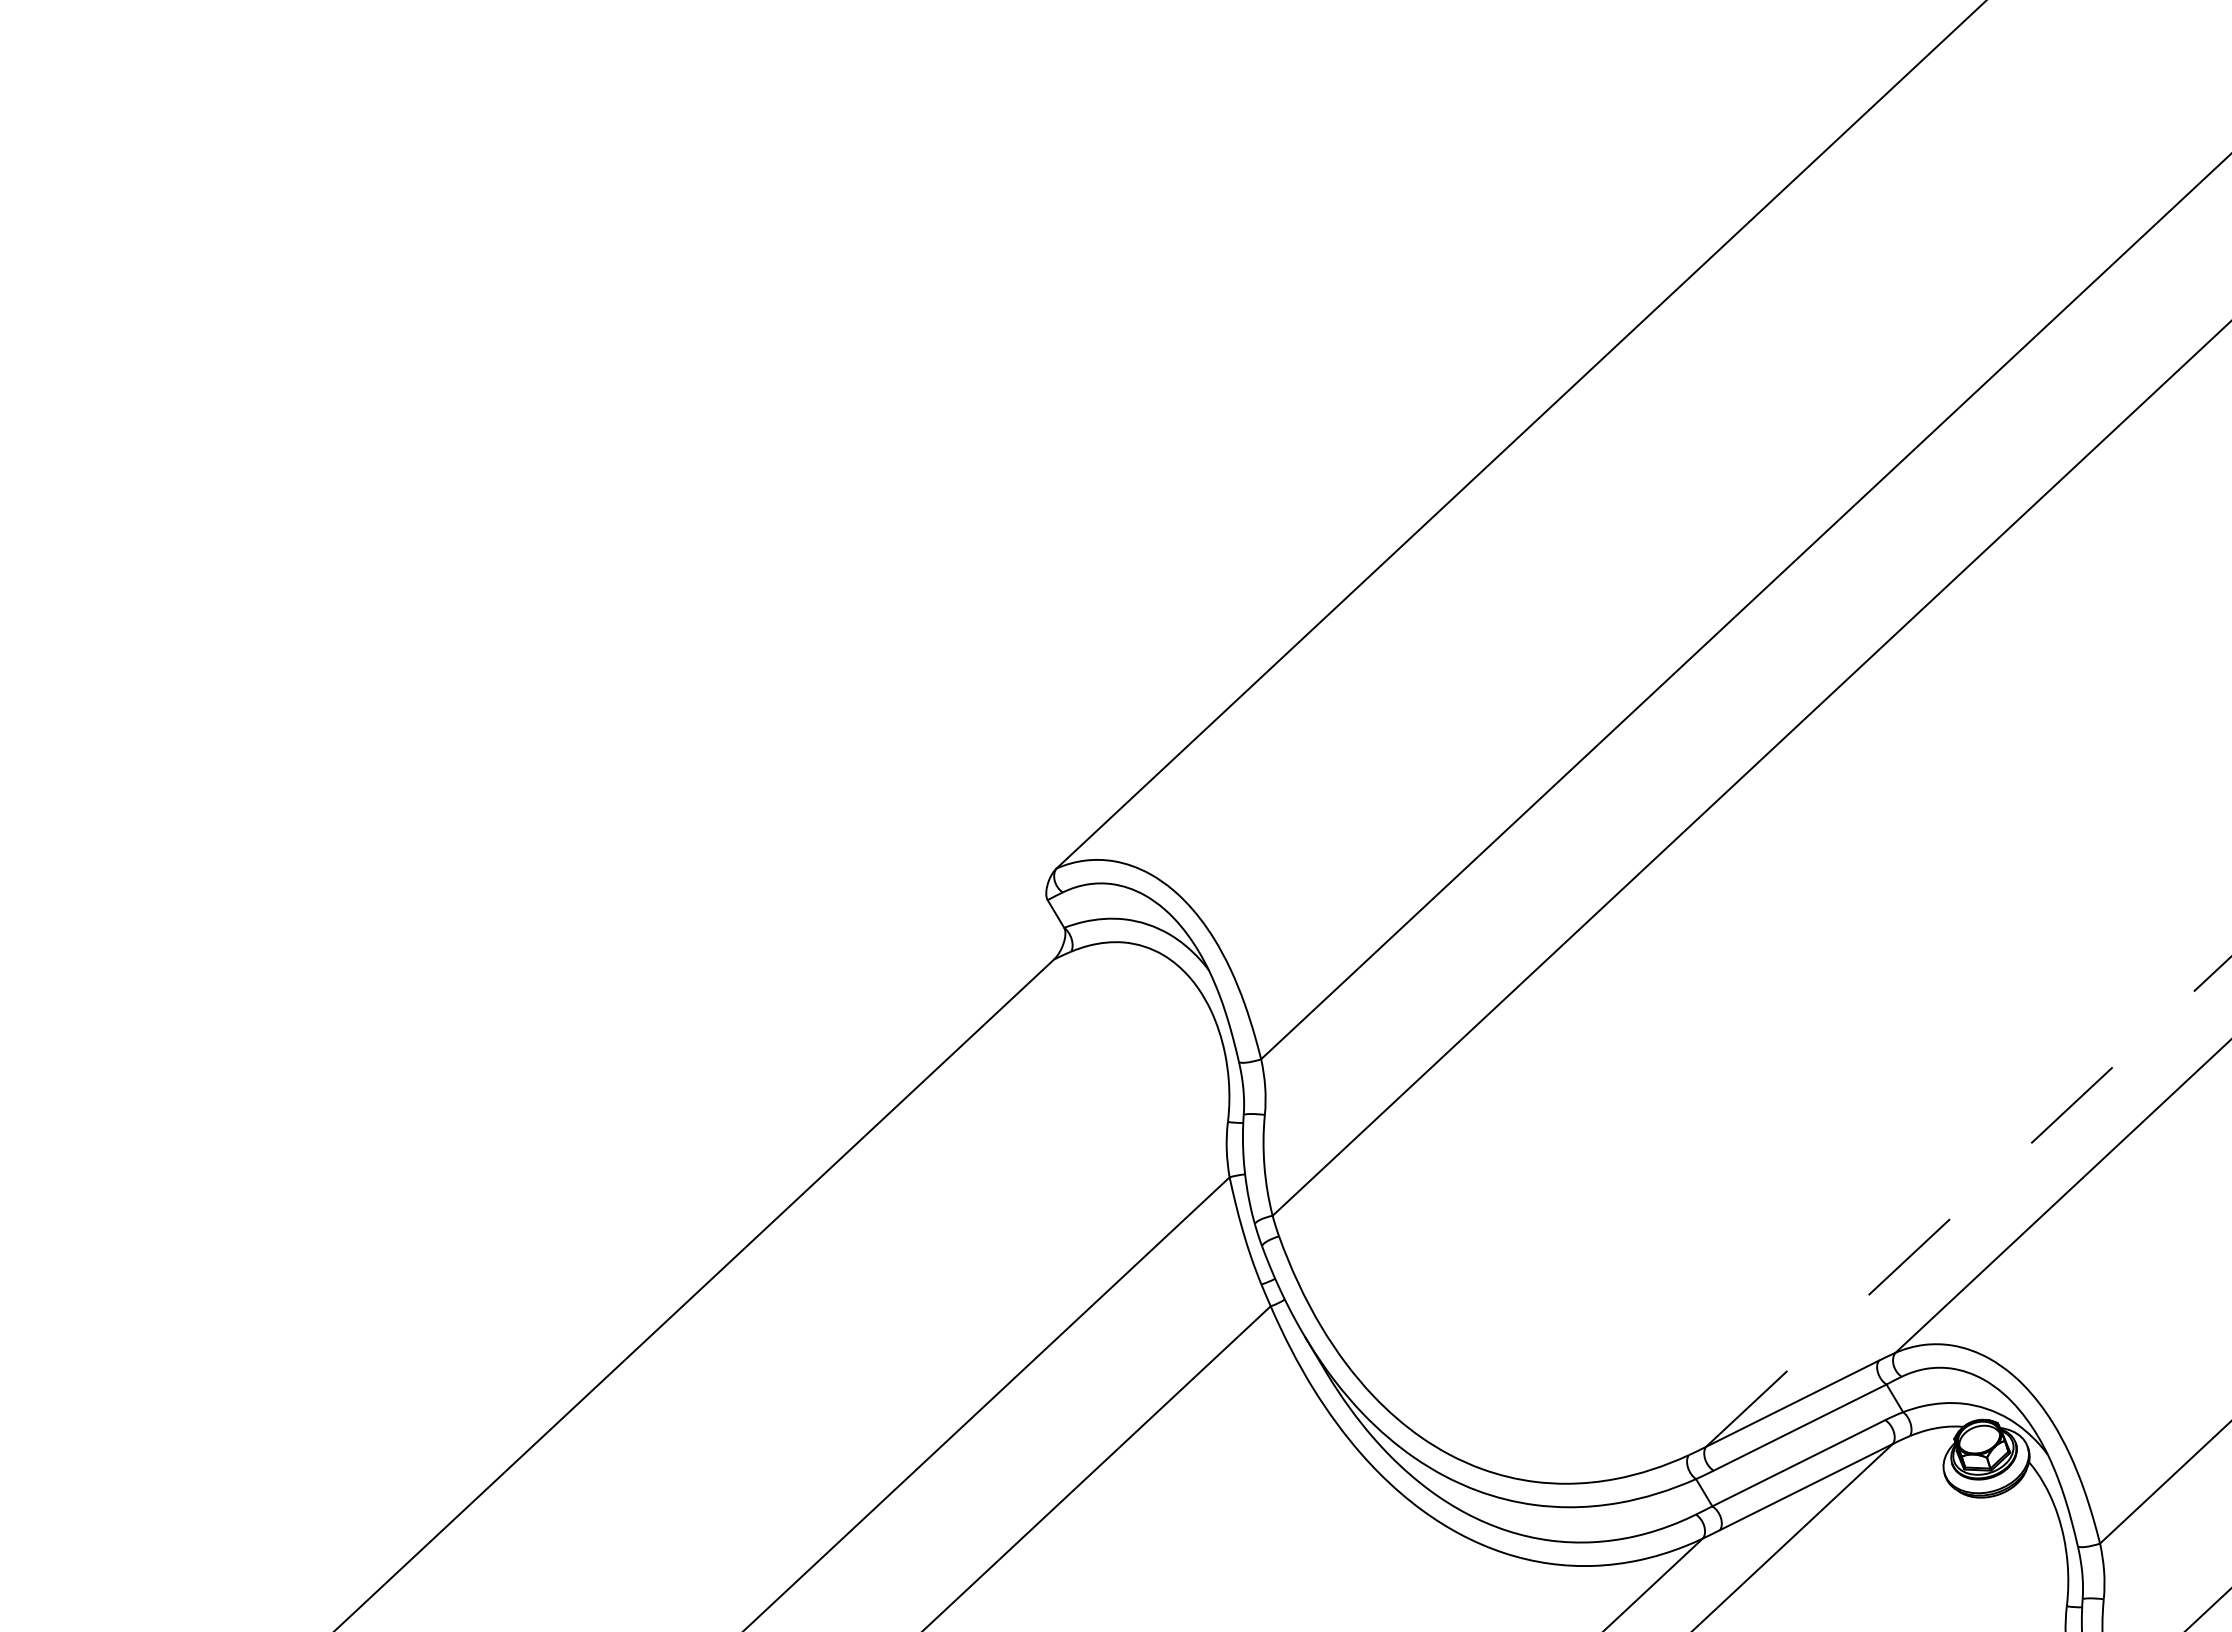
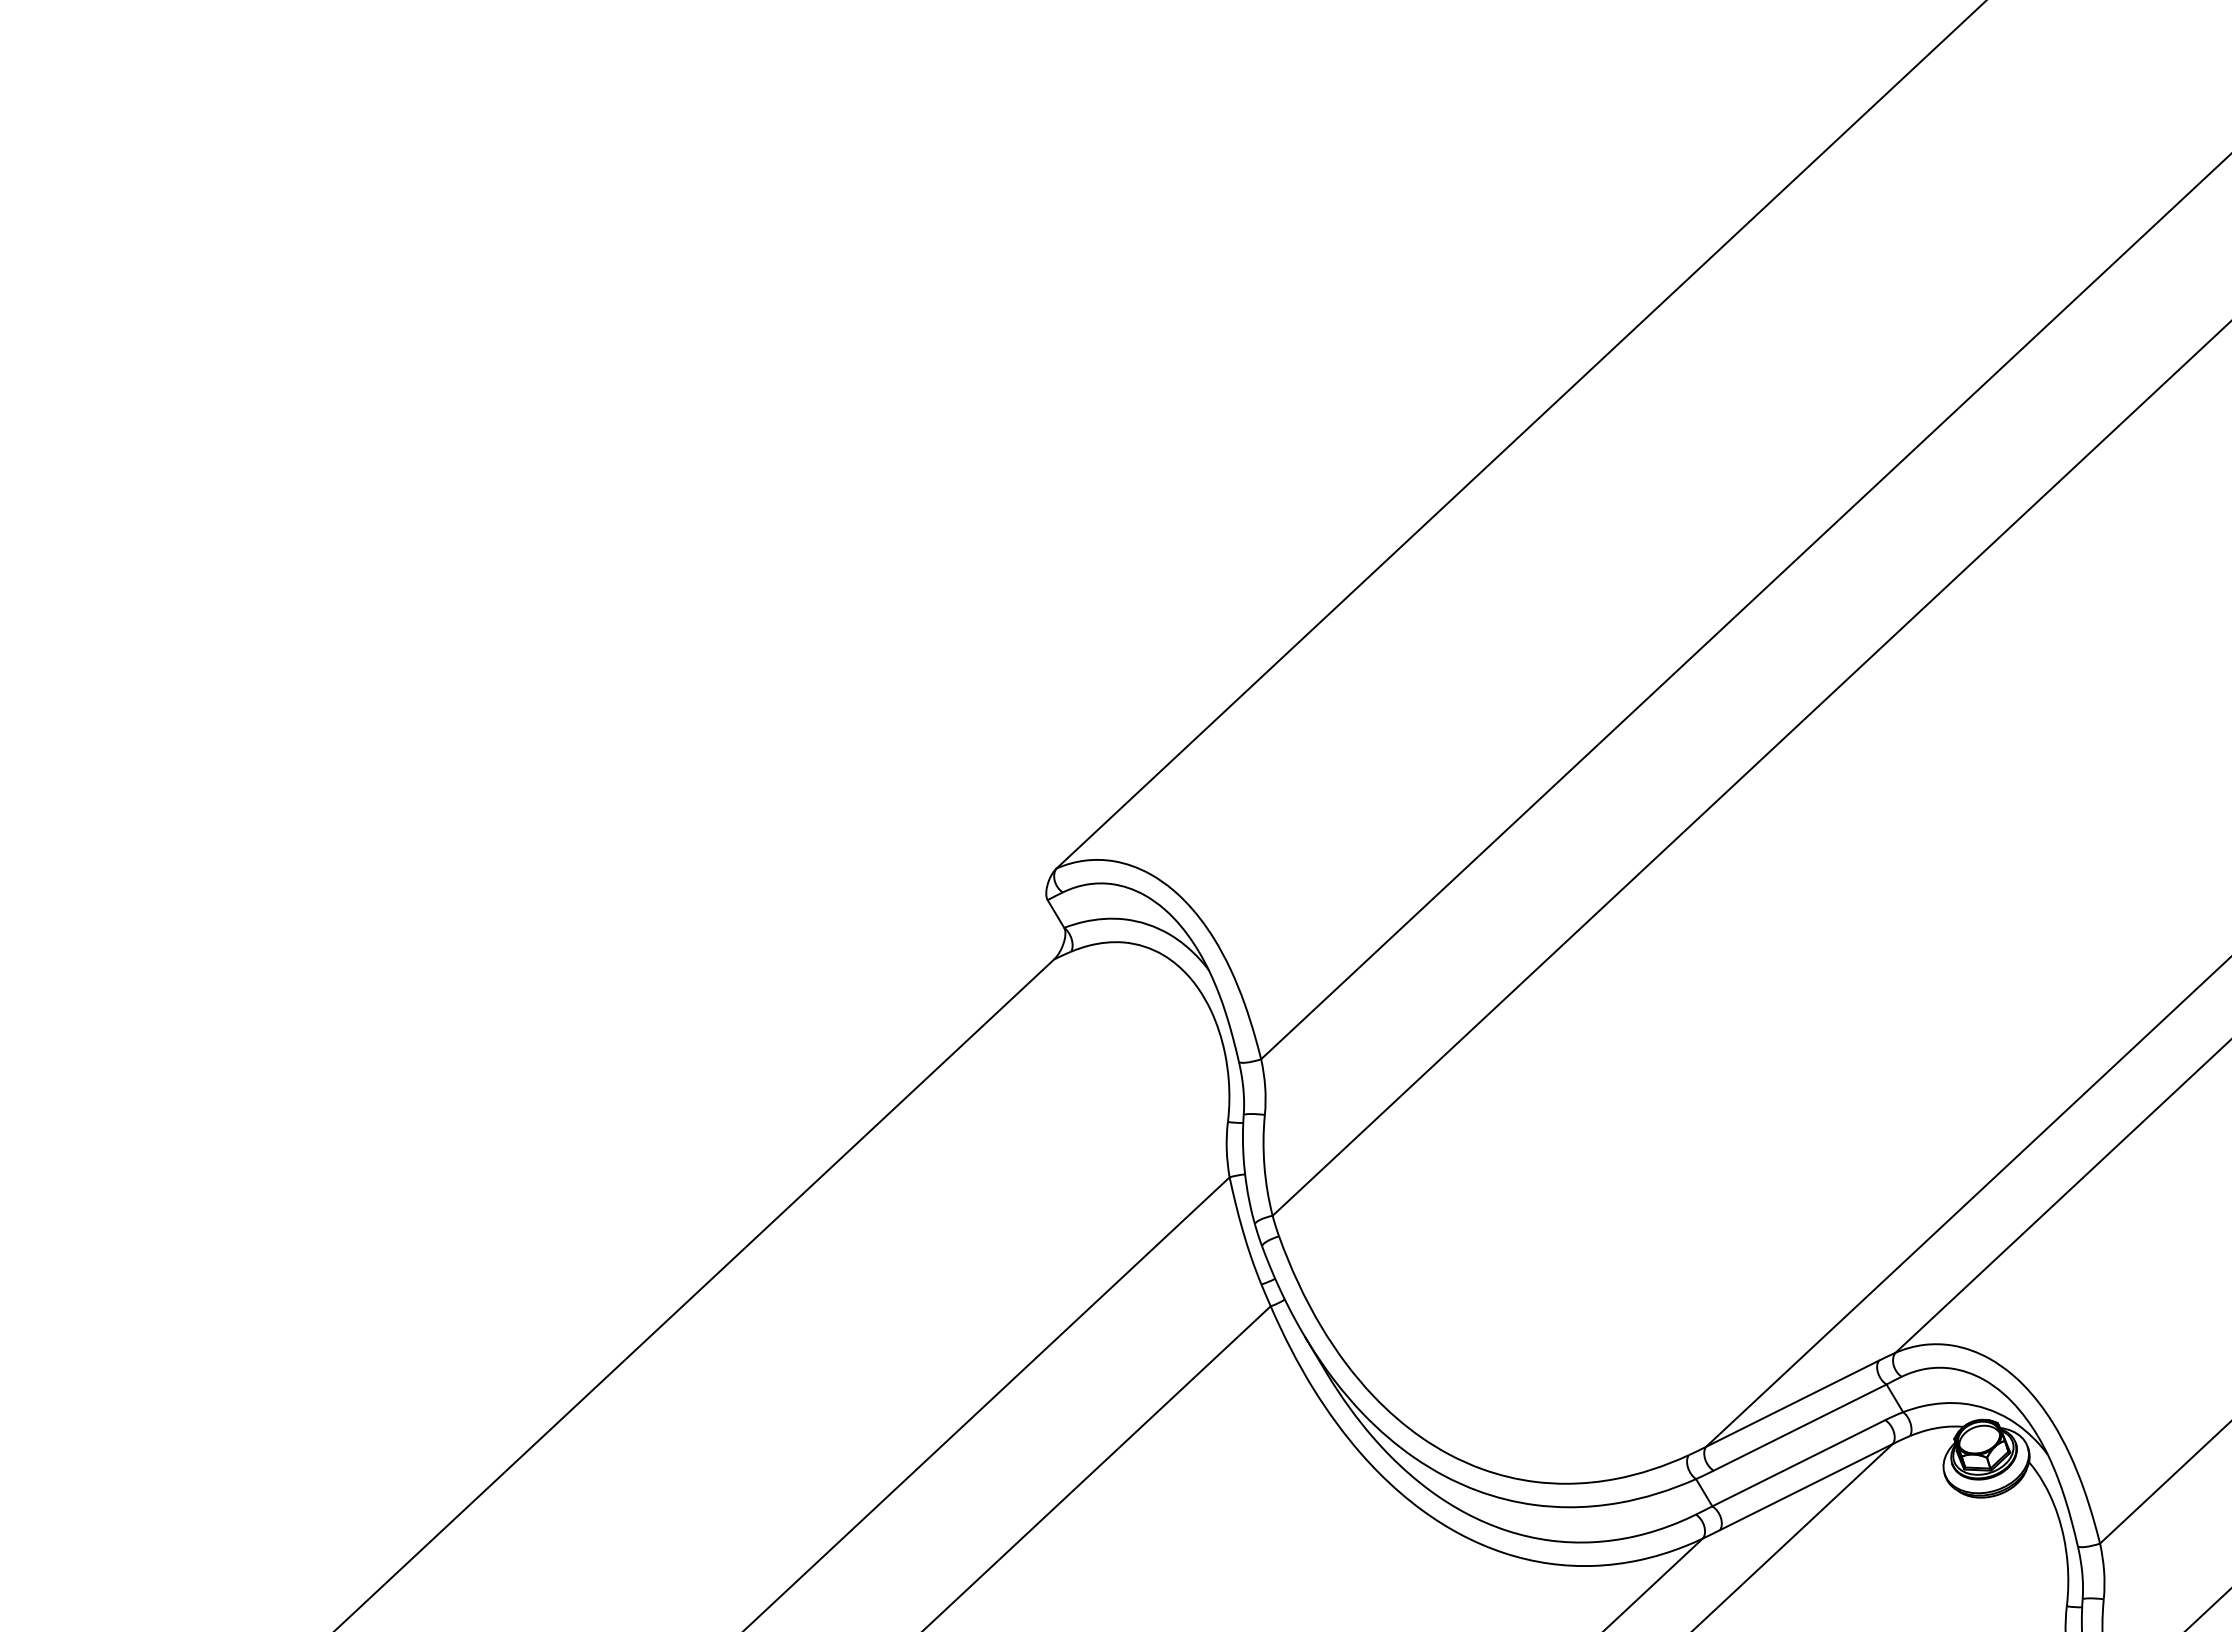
line: dashed -> solid (1969, 1201)
